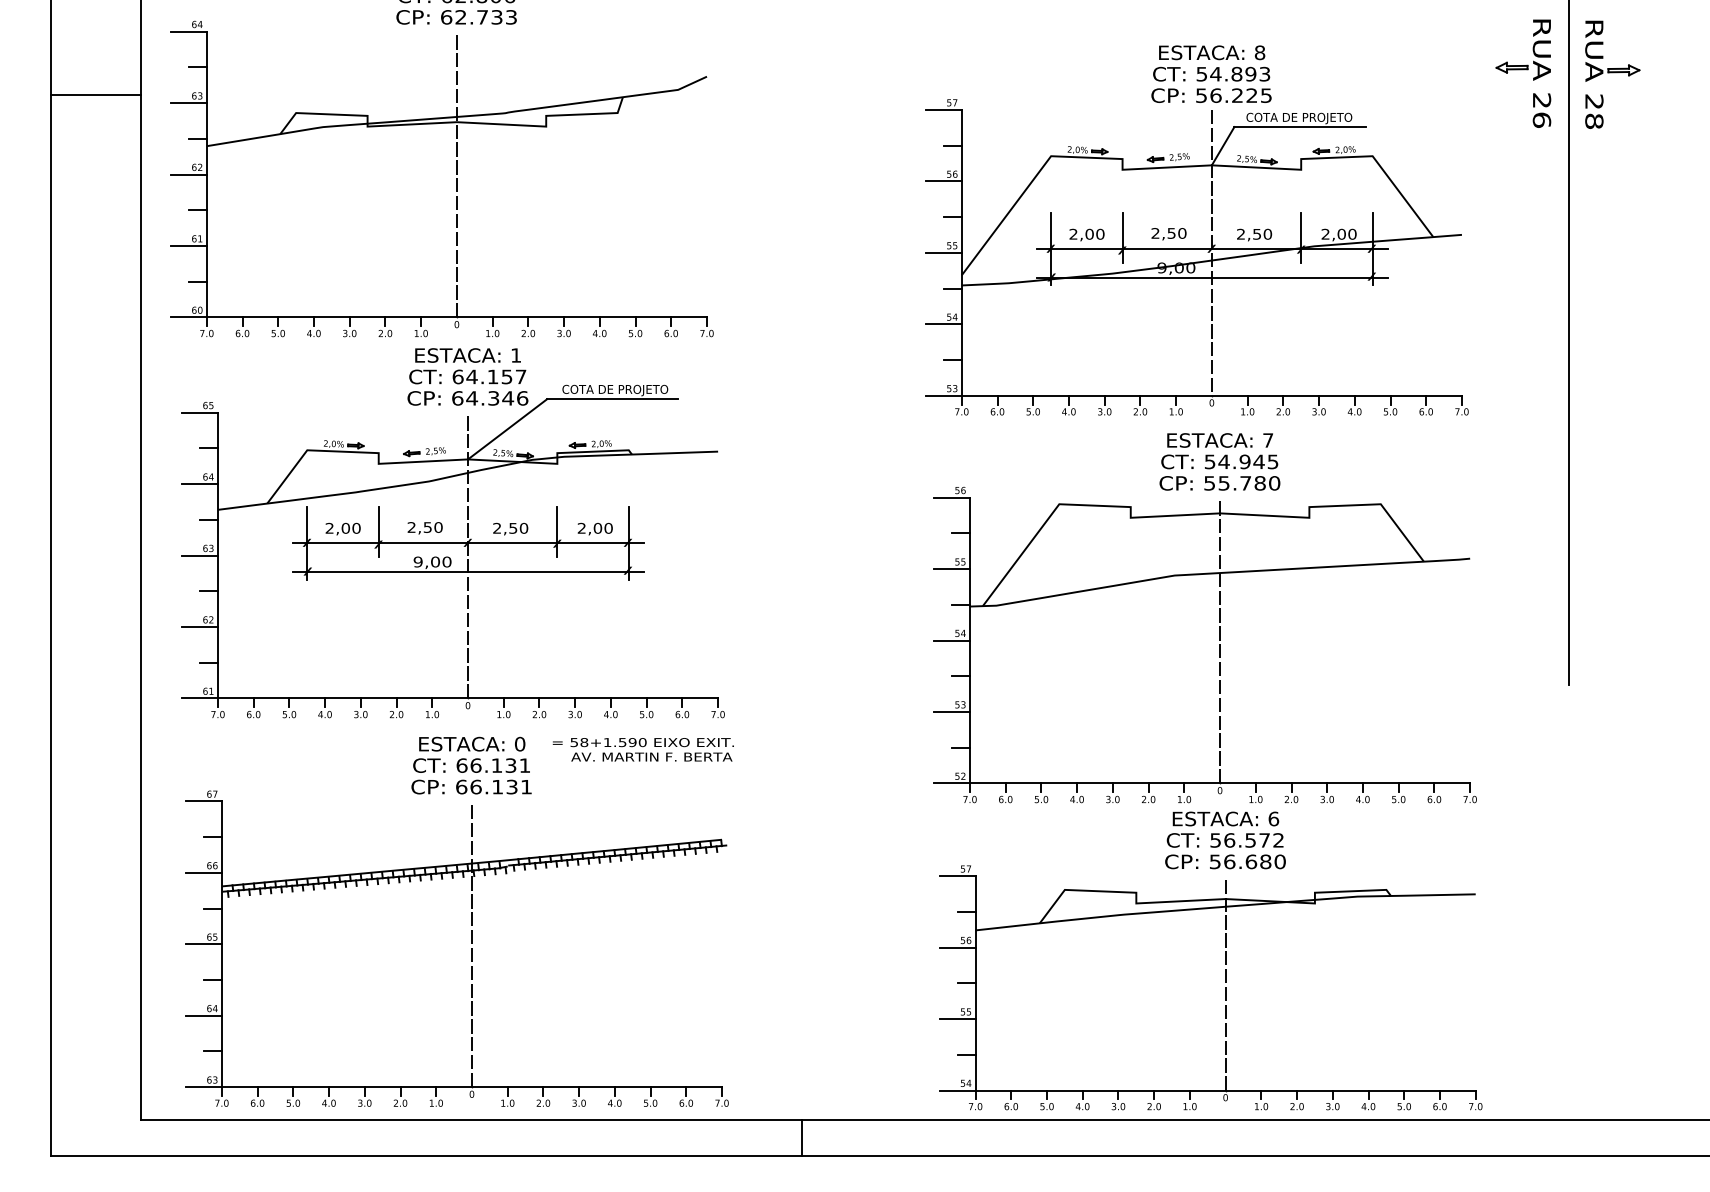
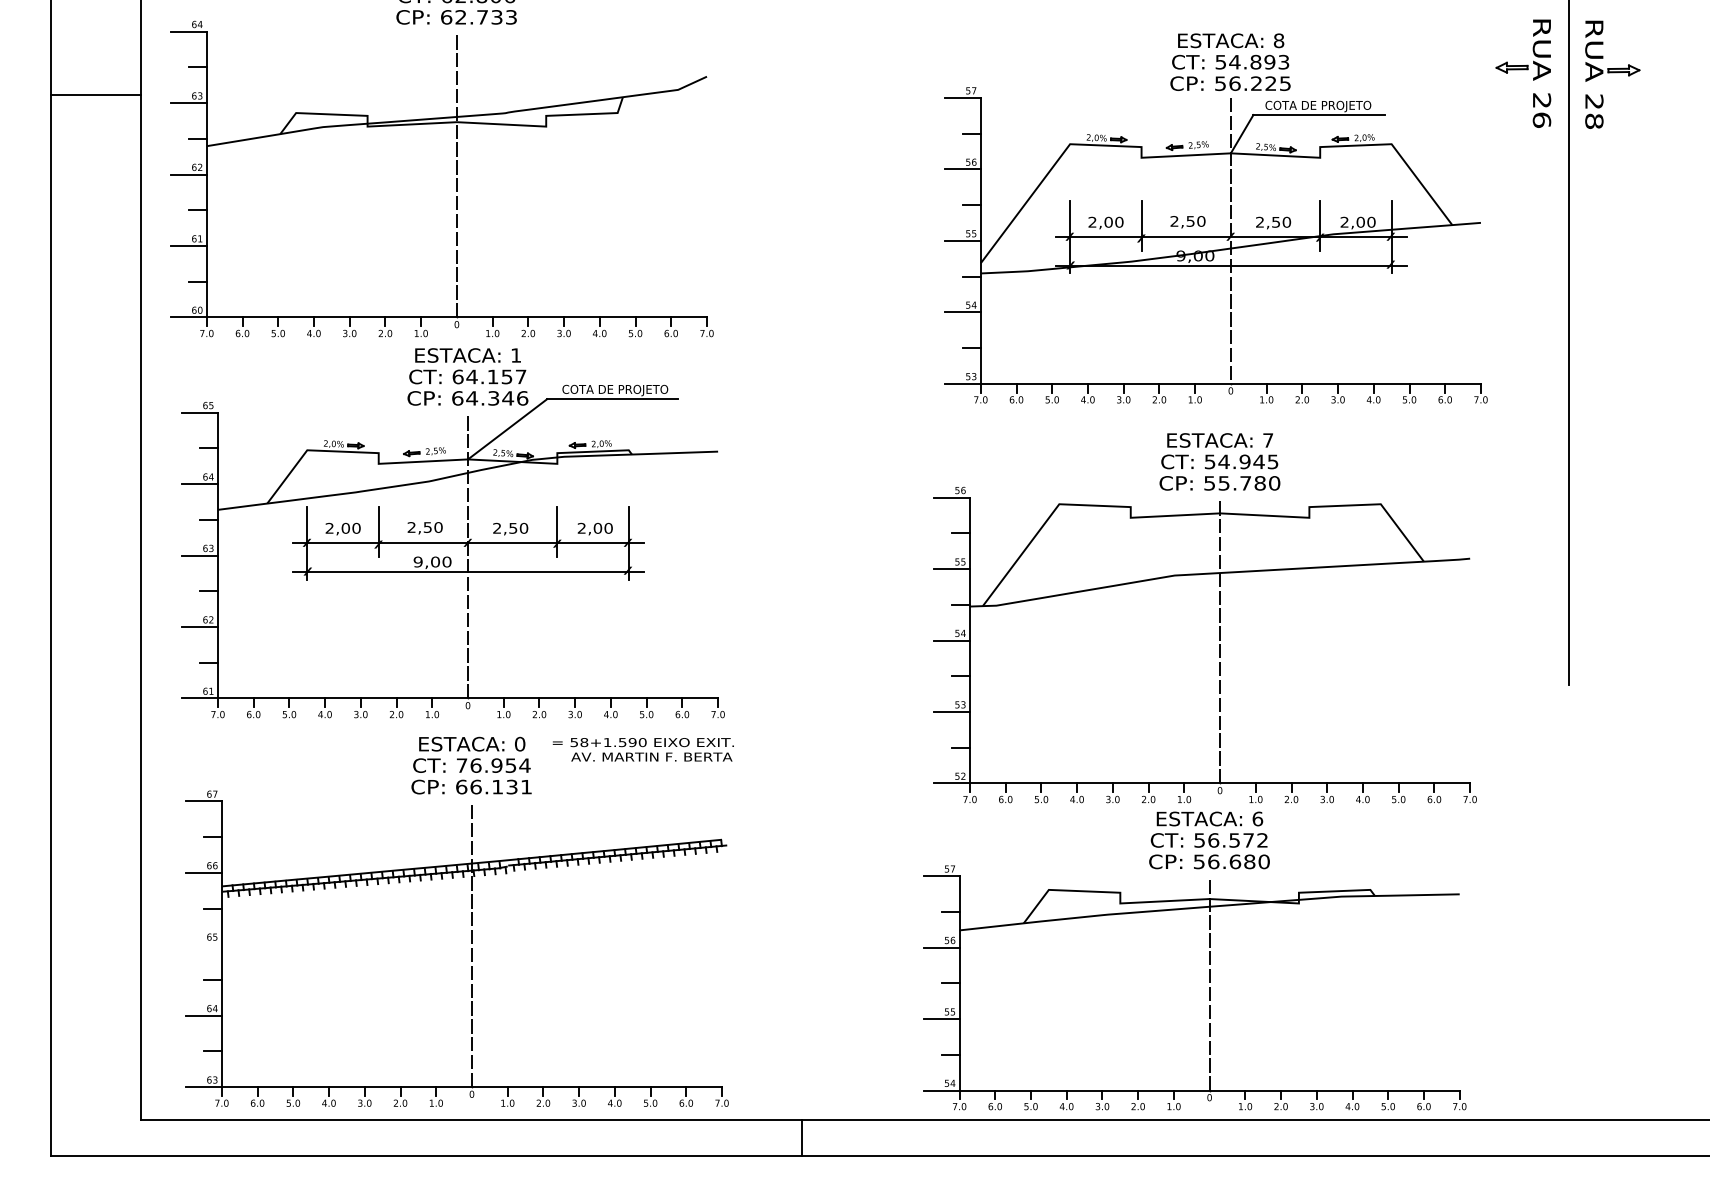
part position: (1196, 230) -> (1215, 218) (1215, 218)
text: 66.131 -> 76.954 (493, 765)
line: present -> none (203, 944)
part position: (1225, 960) -> (1209, 960) (1209, 960)
